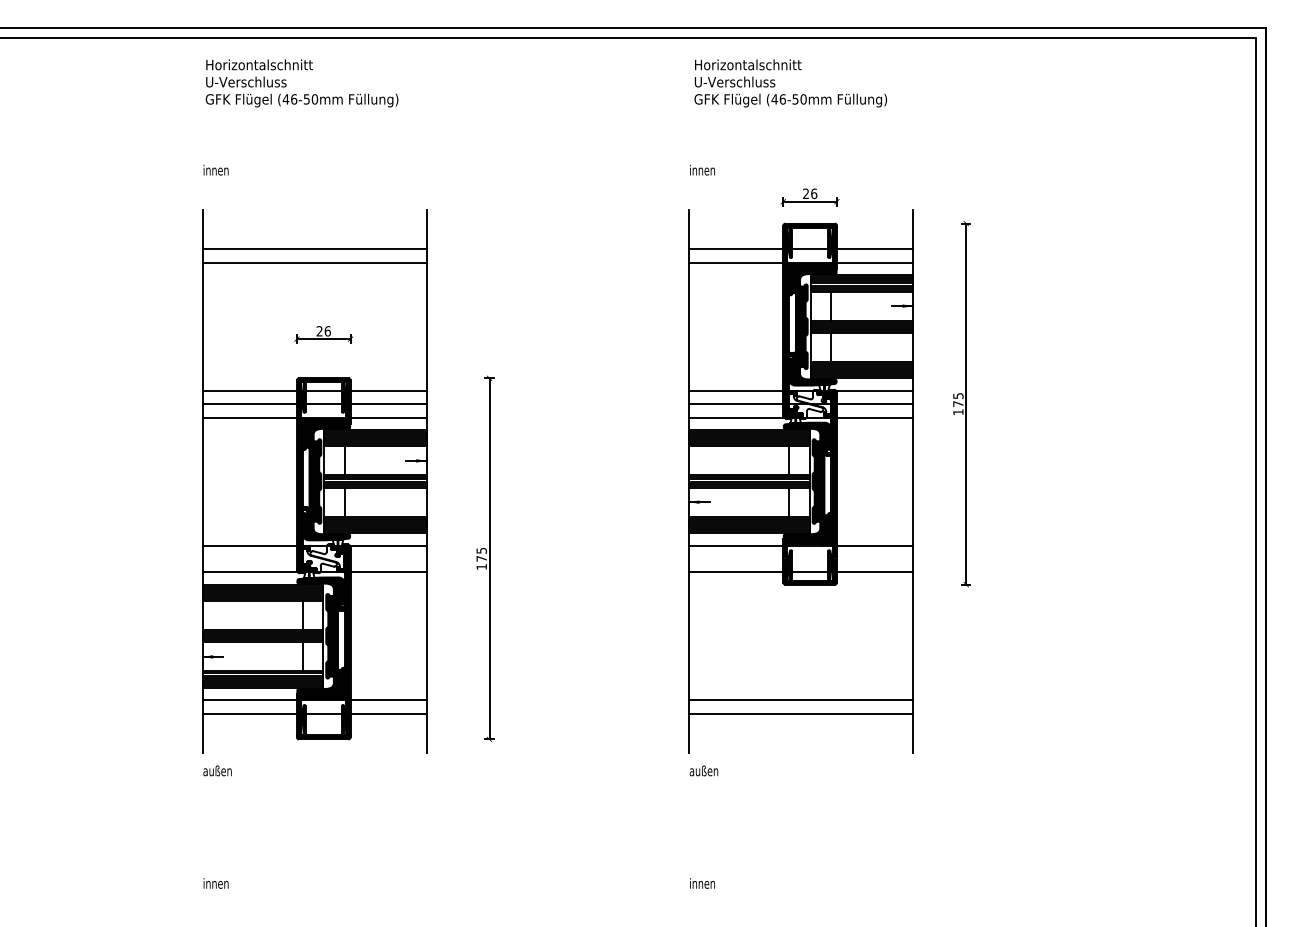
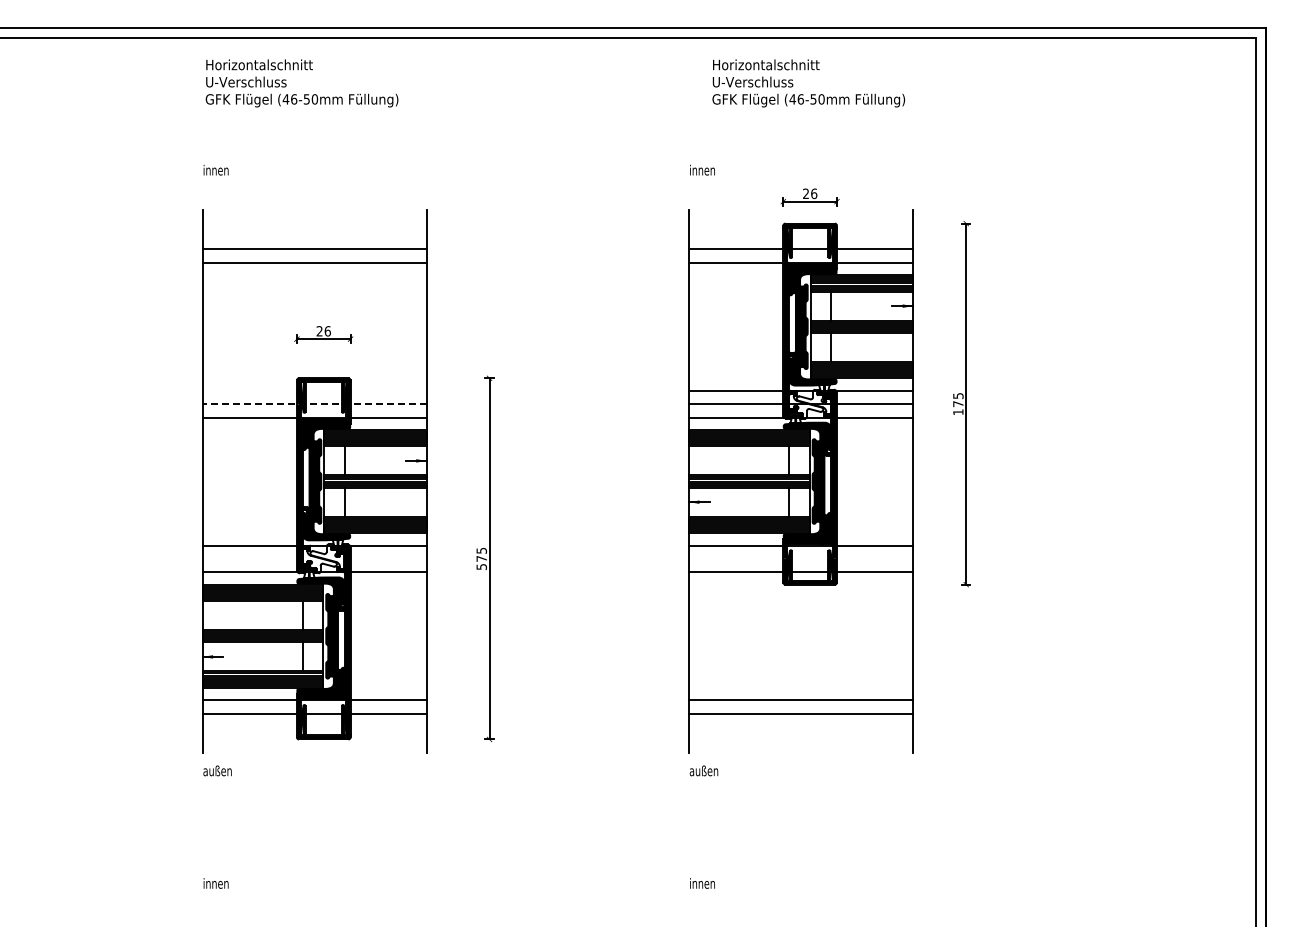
text position: (790, 83) -> (808, 83) (808, 83)
line: present -> none (314, 390)
line: solid -> dashed (314, 404)
text: 175 -> 575 (481, 566)
